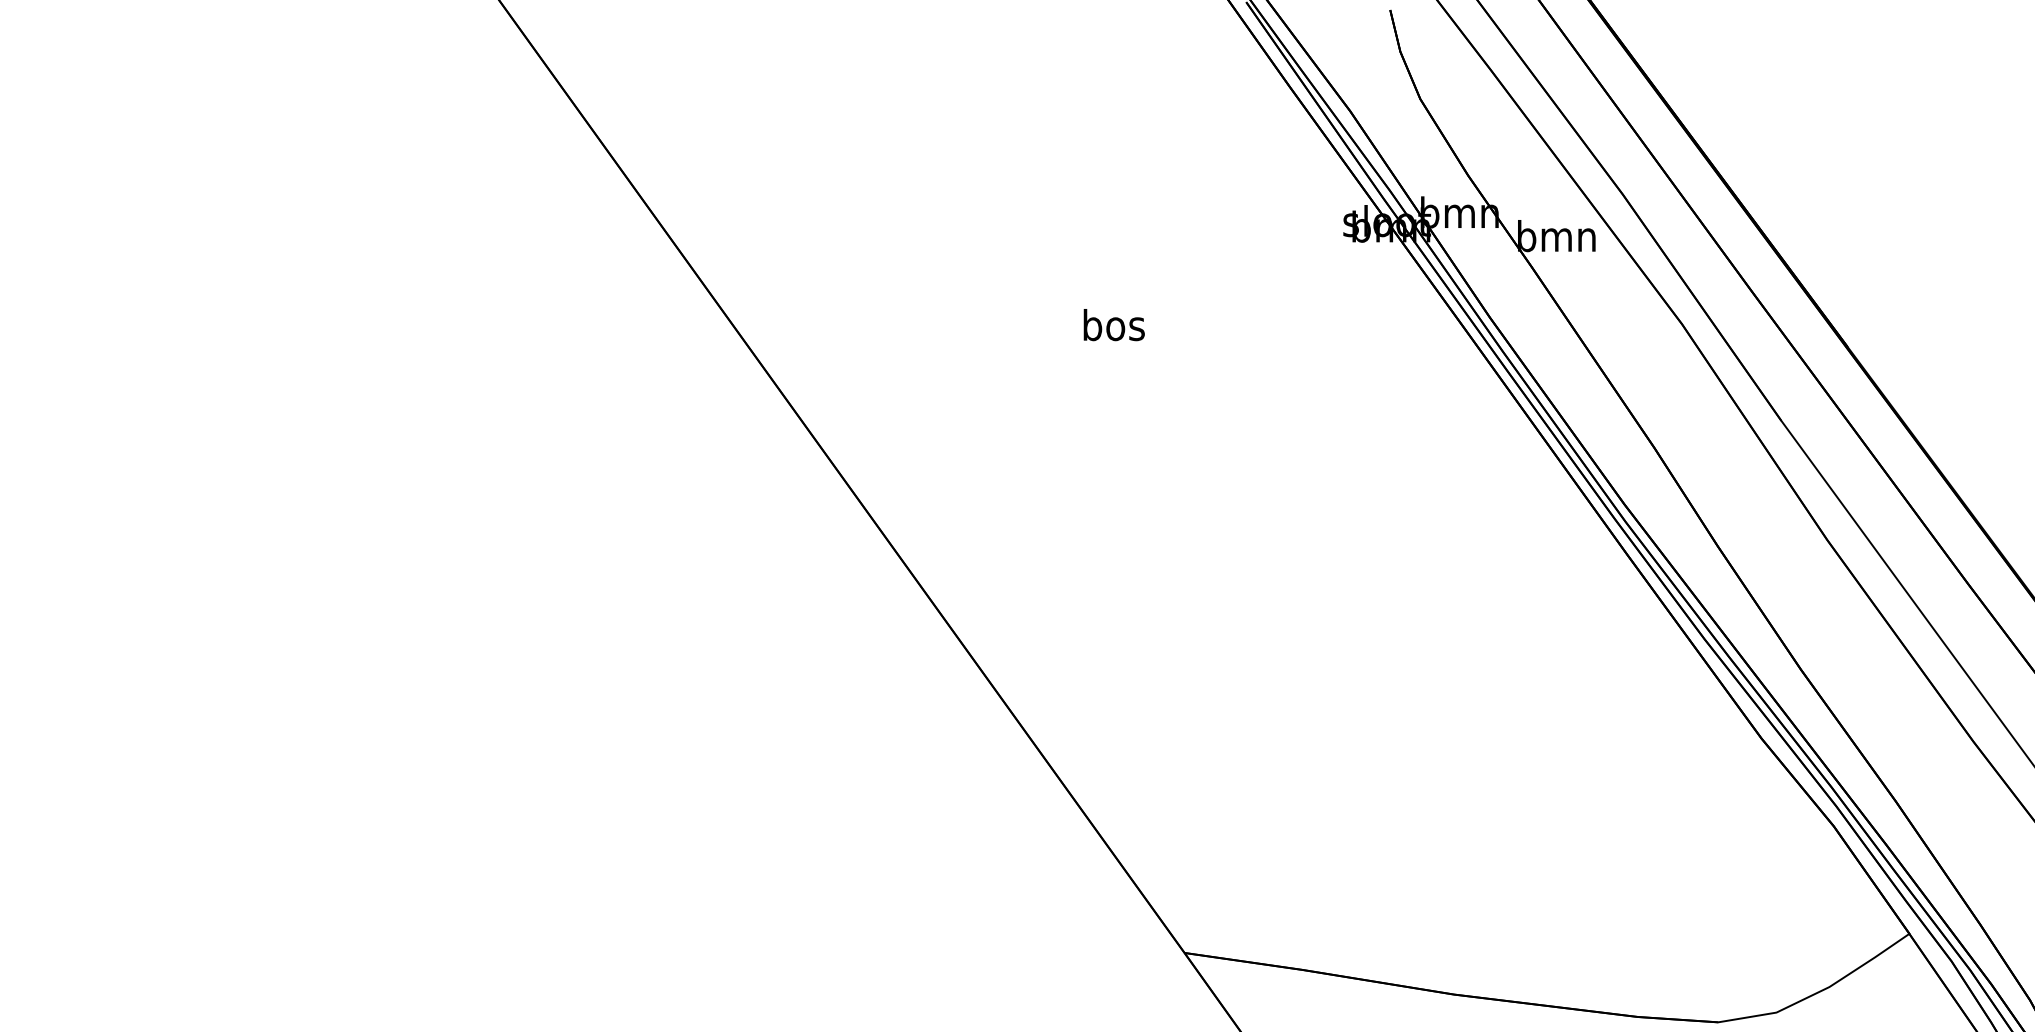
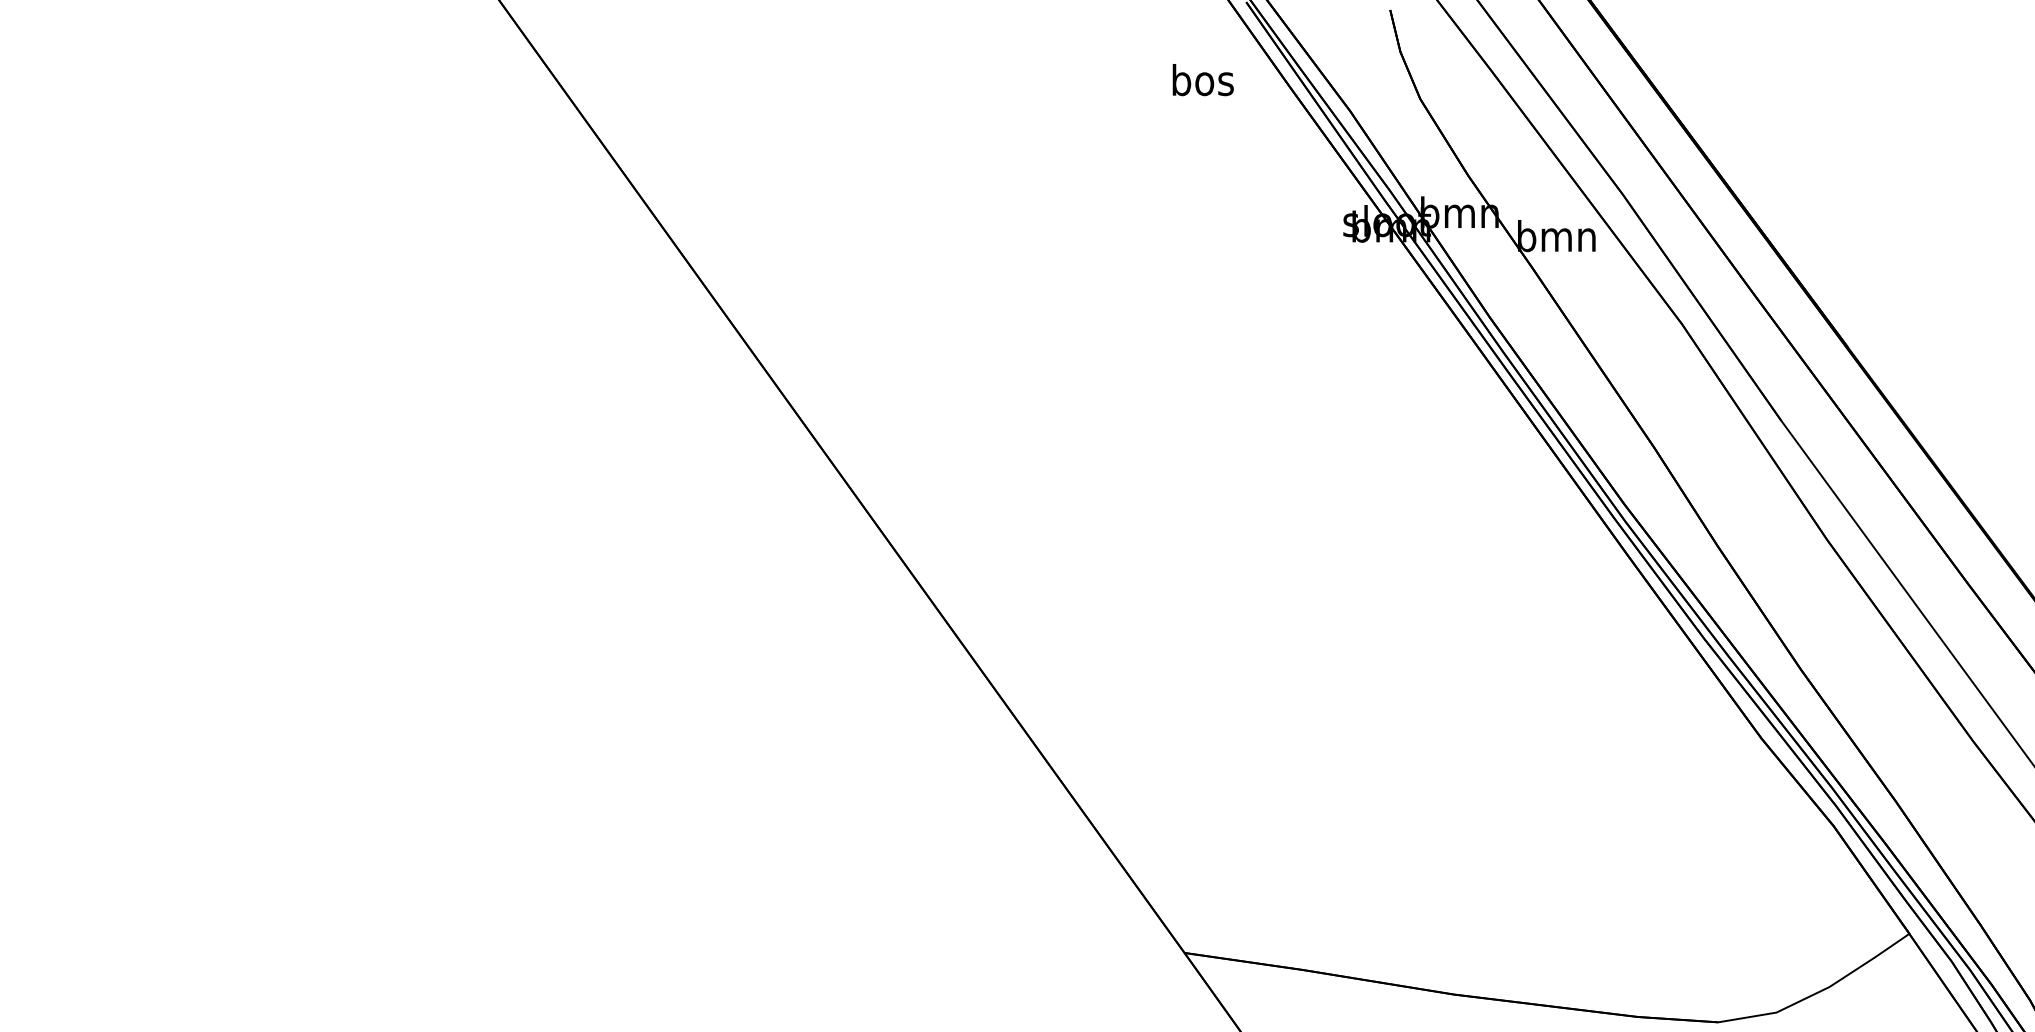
text position: (1113, 325) -> (1202, 80) (1202, 80)
